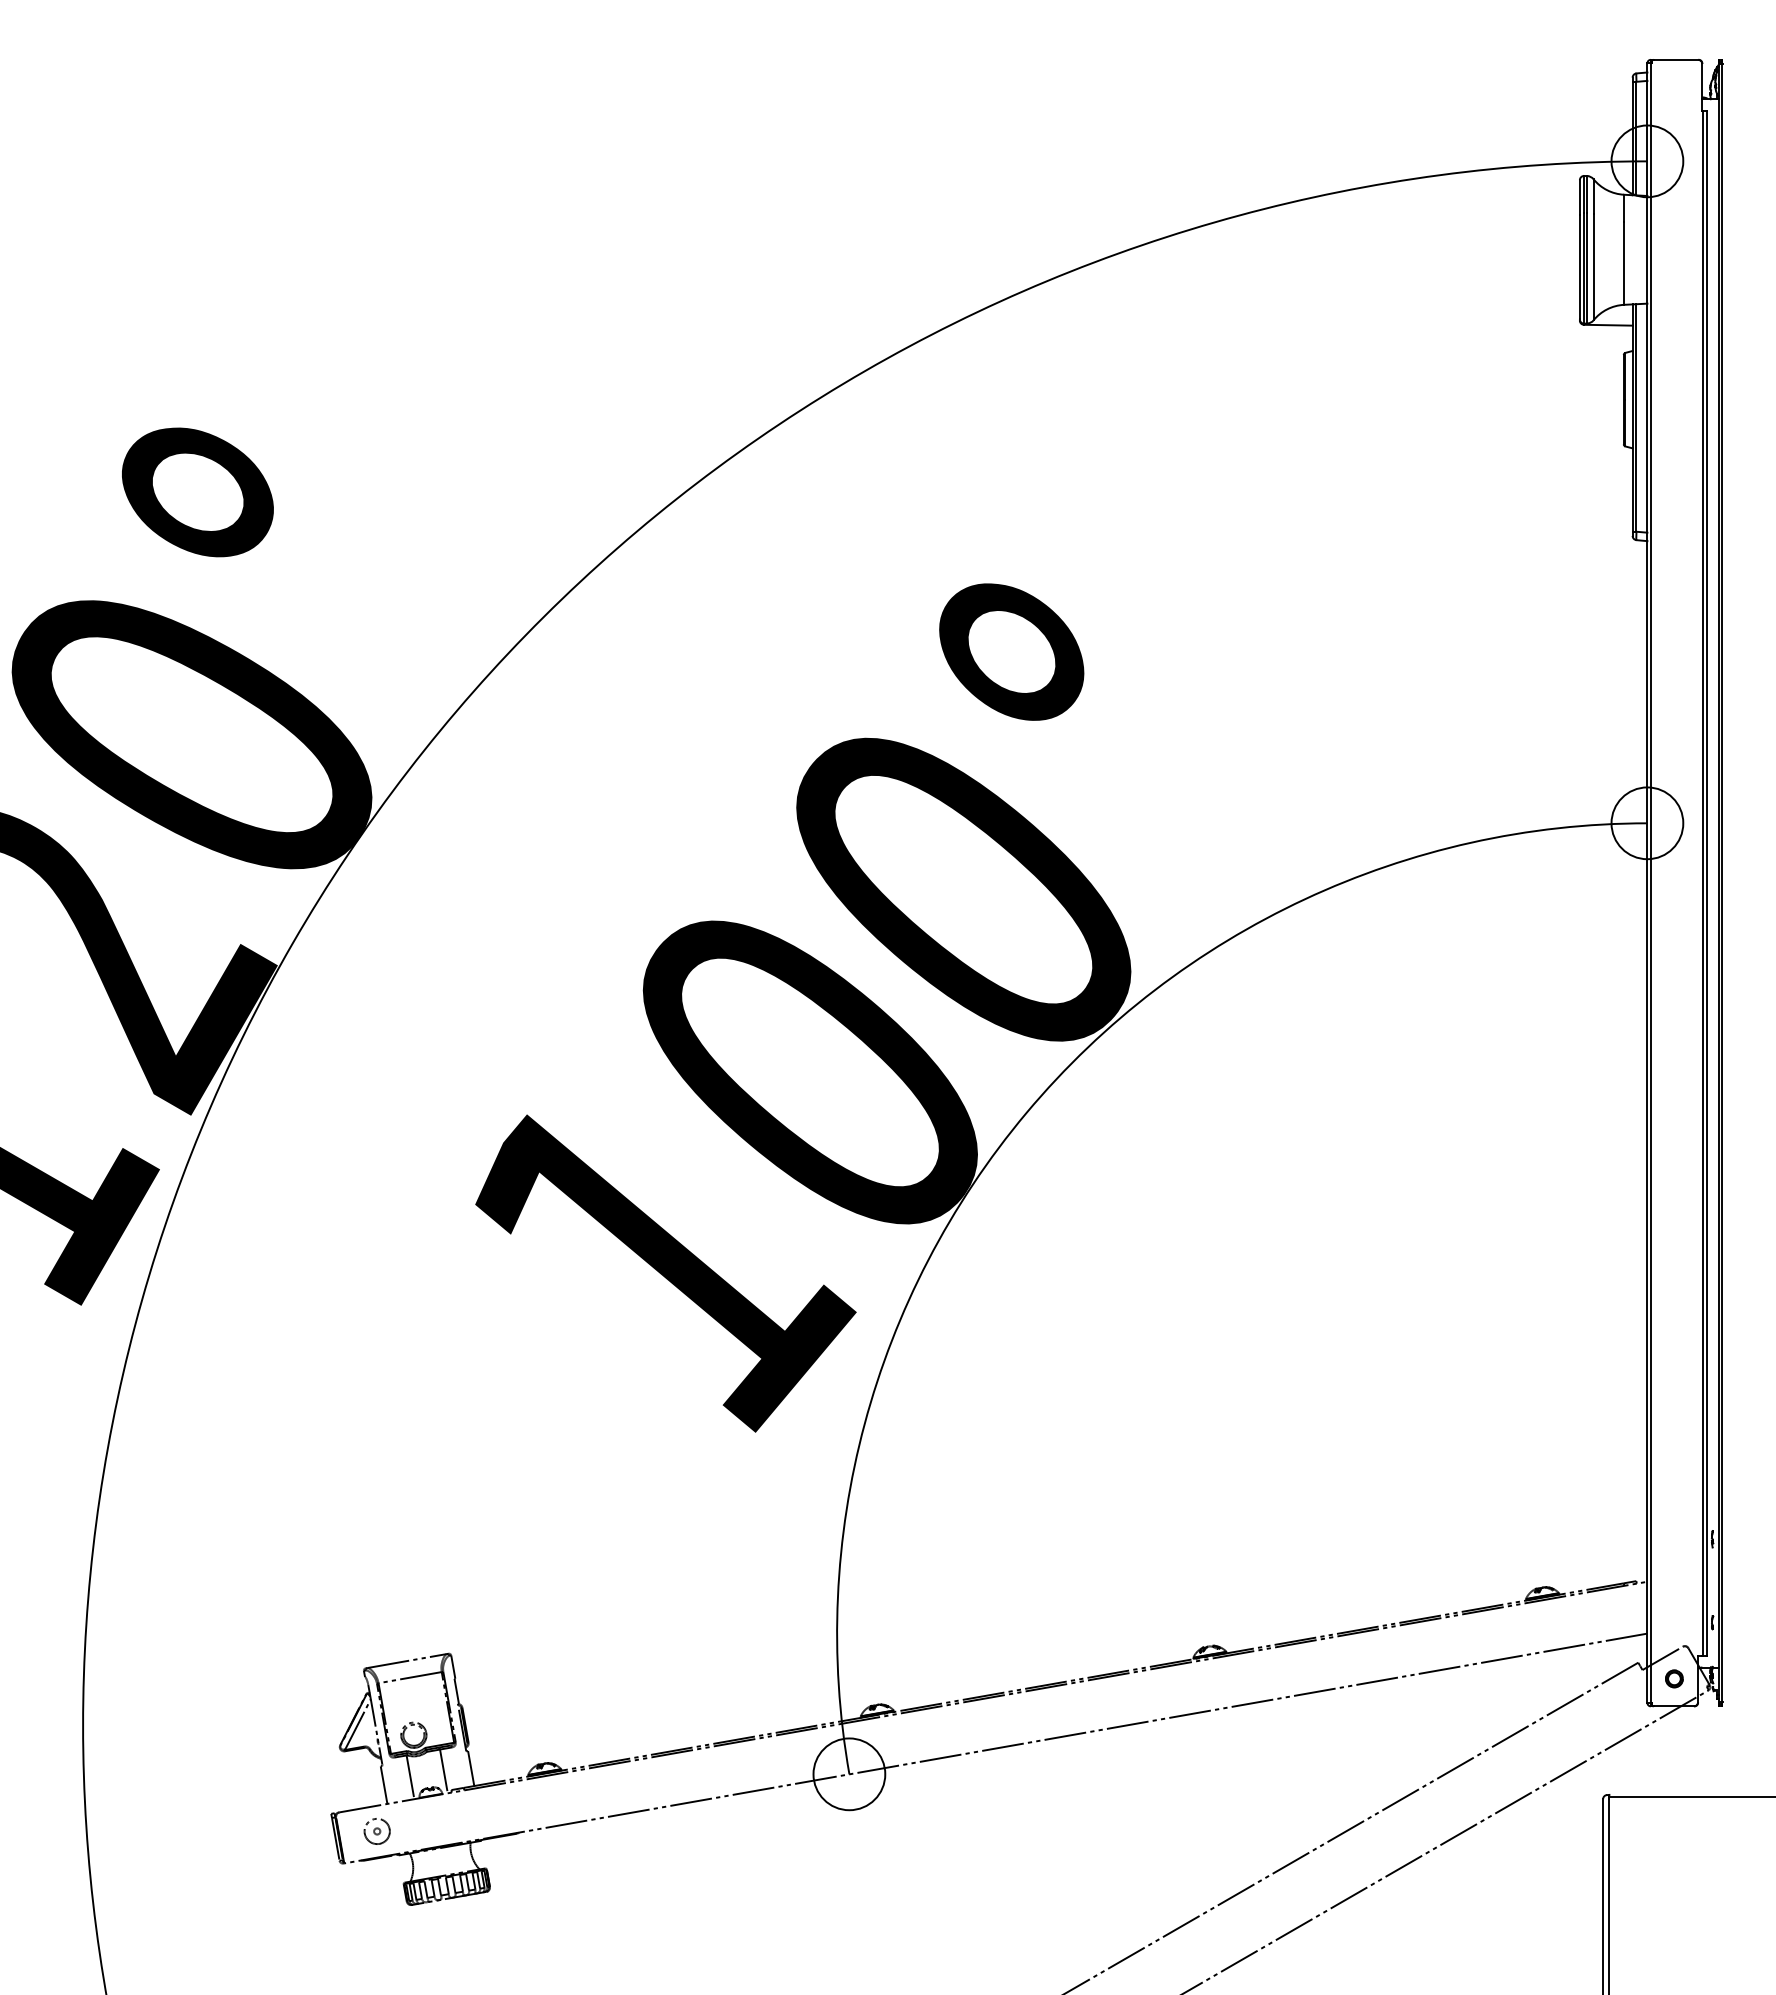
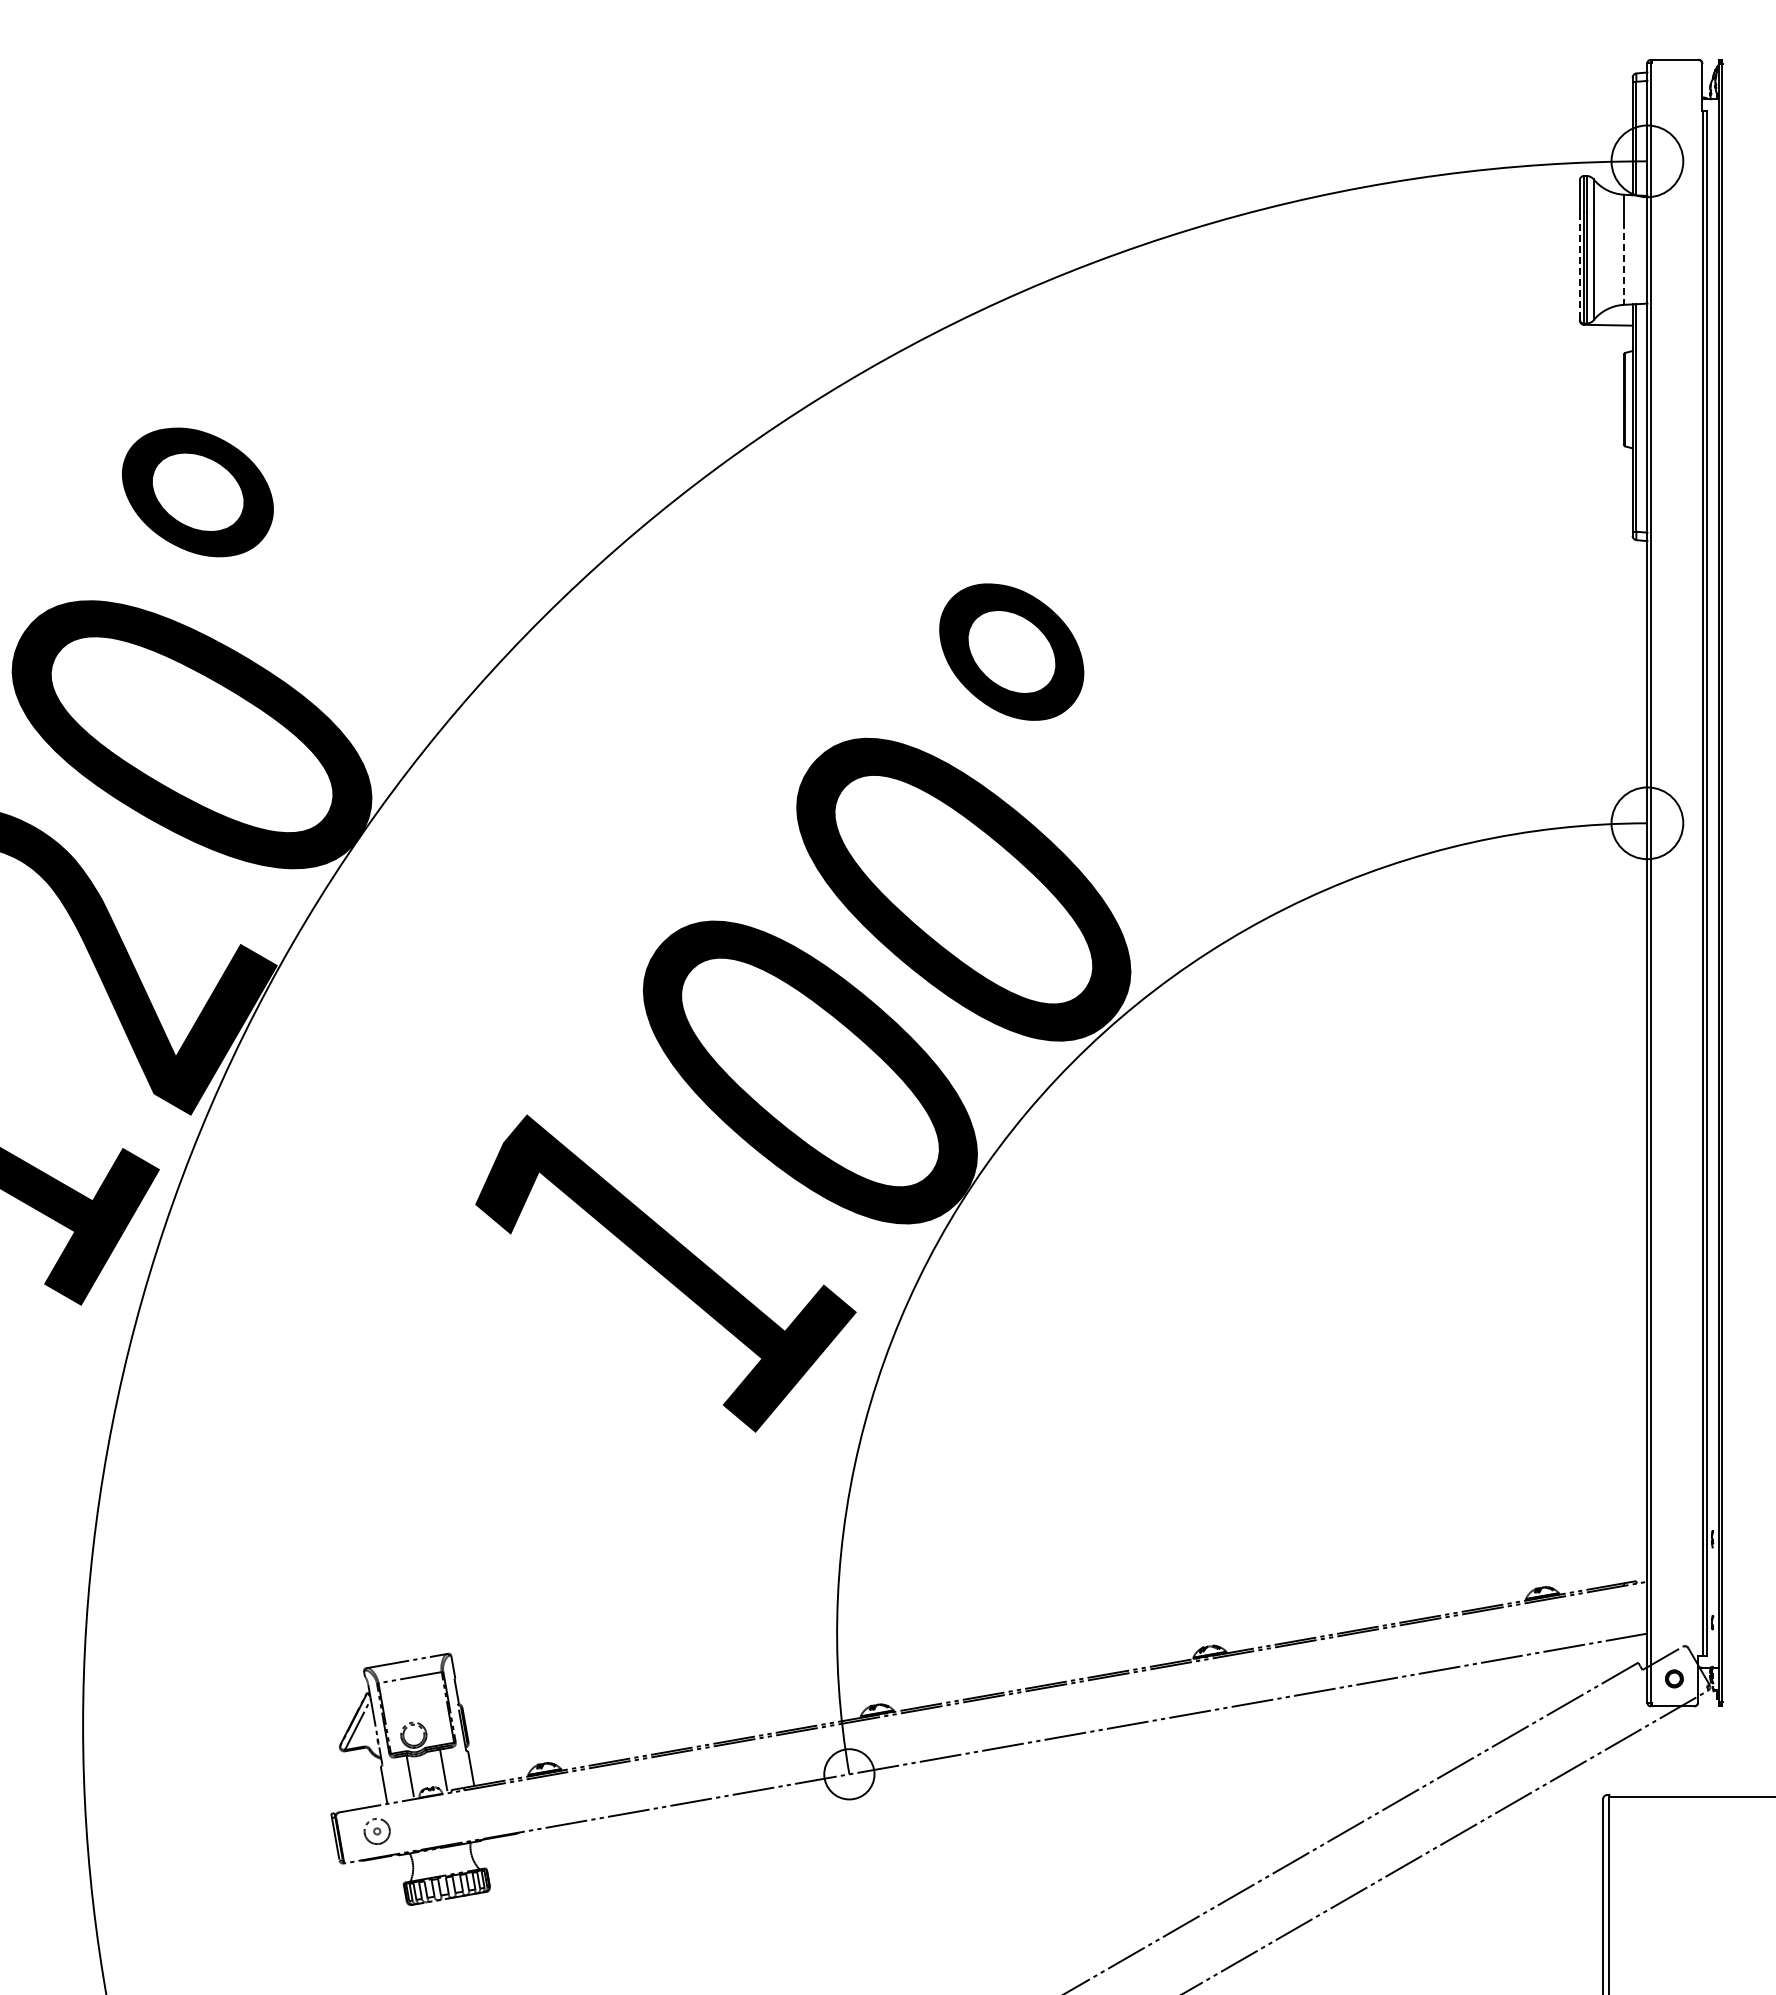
line: solid -> dashed (1624, 264)
line: solid -> dashed (1579, 266)
circle diameter: 72 px -> 50 px (849, 1774)
